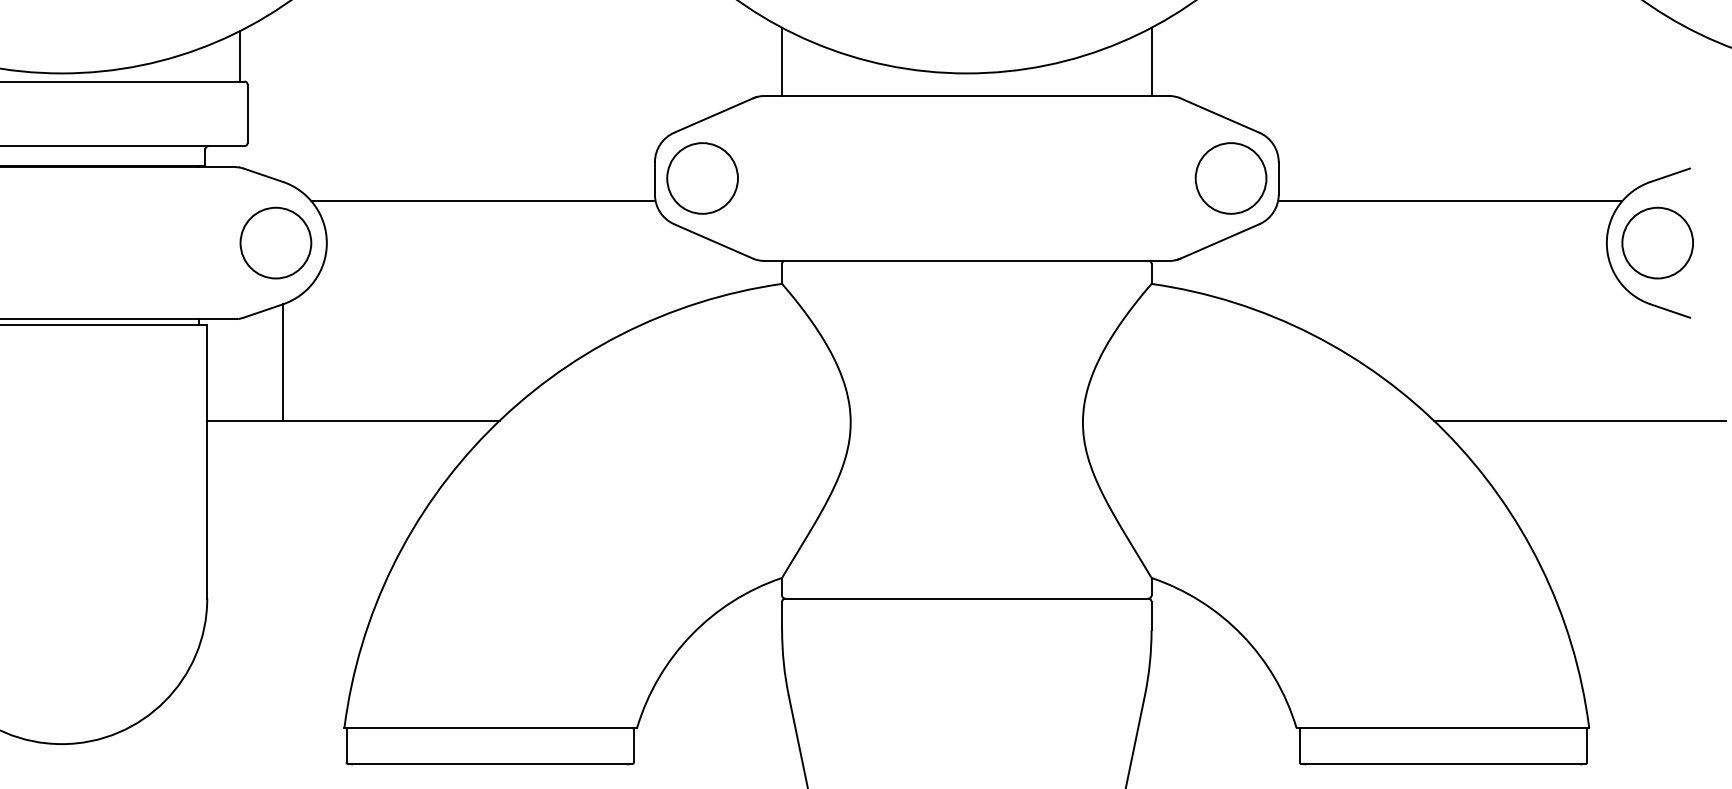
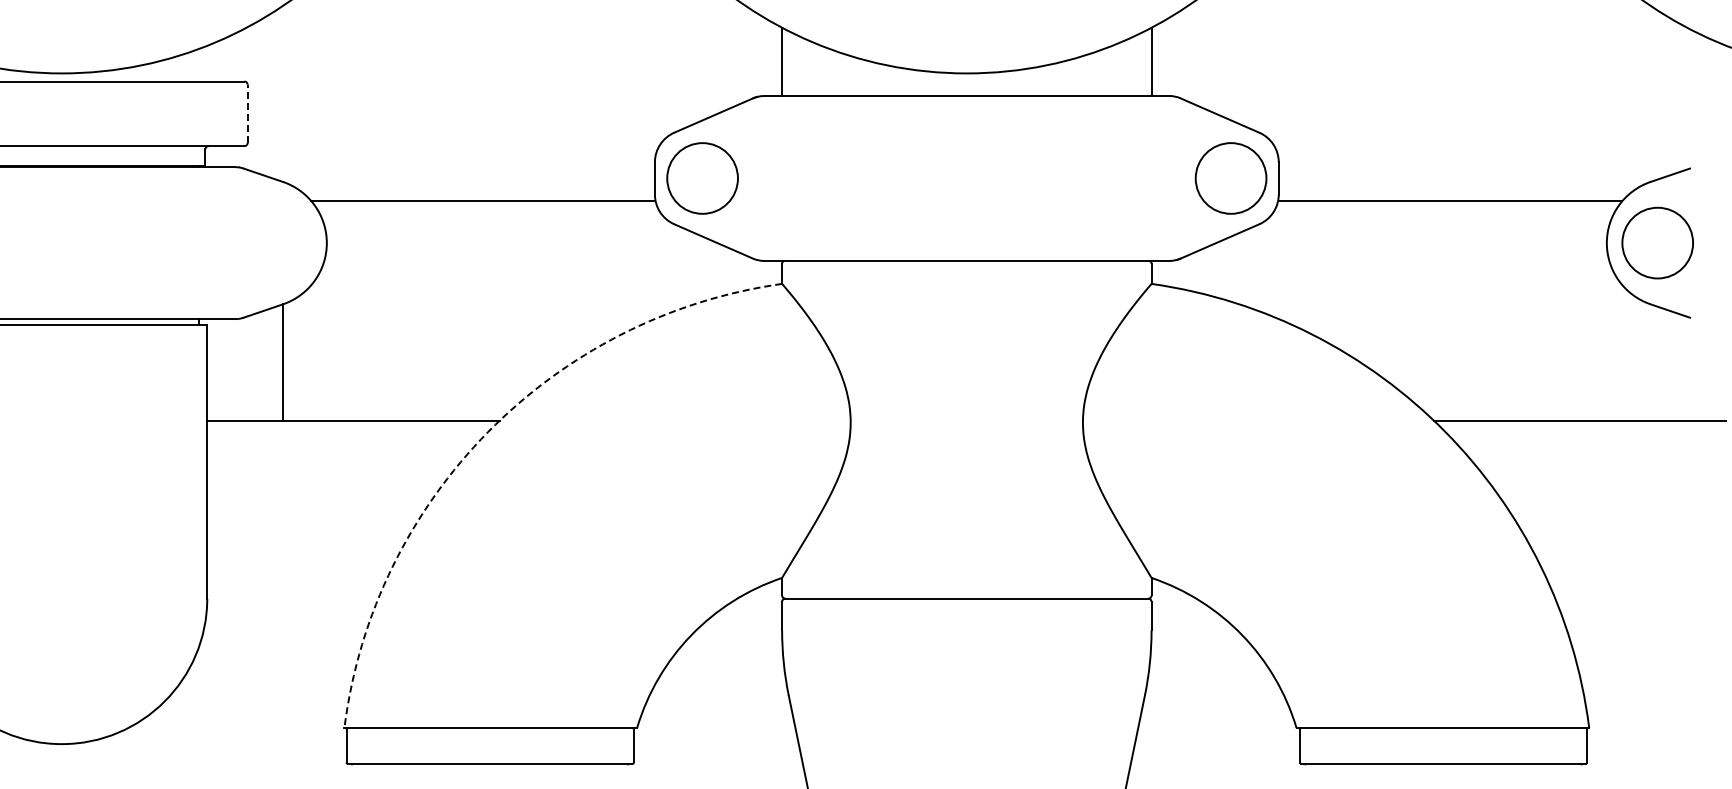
line: present -> none (239, 56)
line: solid -> dashed (247, 113)
circle: present -> none (275, 242)
arc: solid -> dashed (488, 431)
